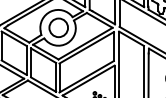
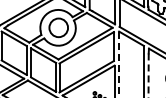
line: solid -> dashed (119, 64)
line: solid -> dashed (148, 76)
